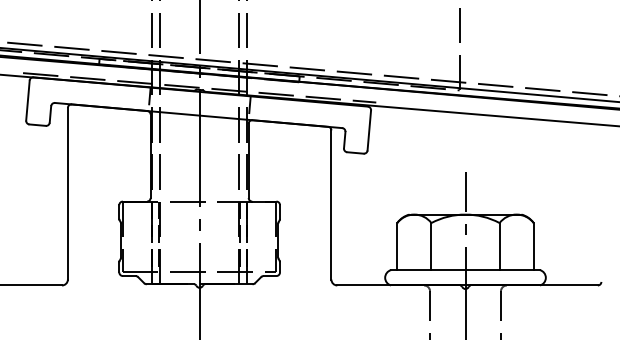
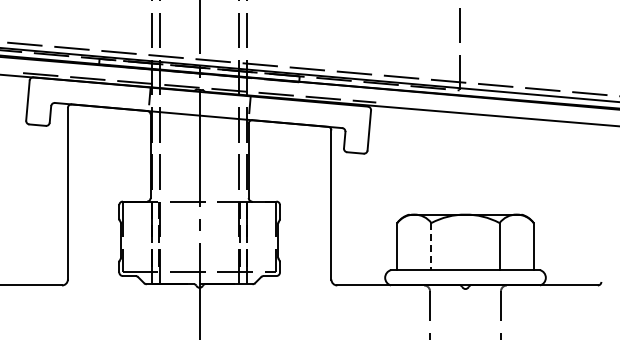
line: solid -> dashed (431, 246)
line: present -> none (465, 253)
